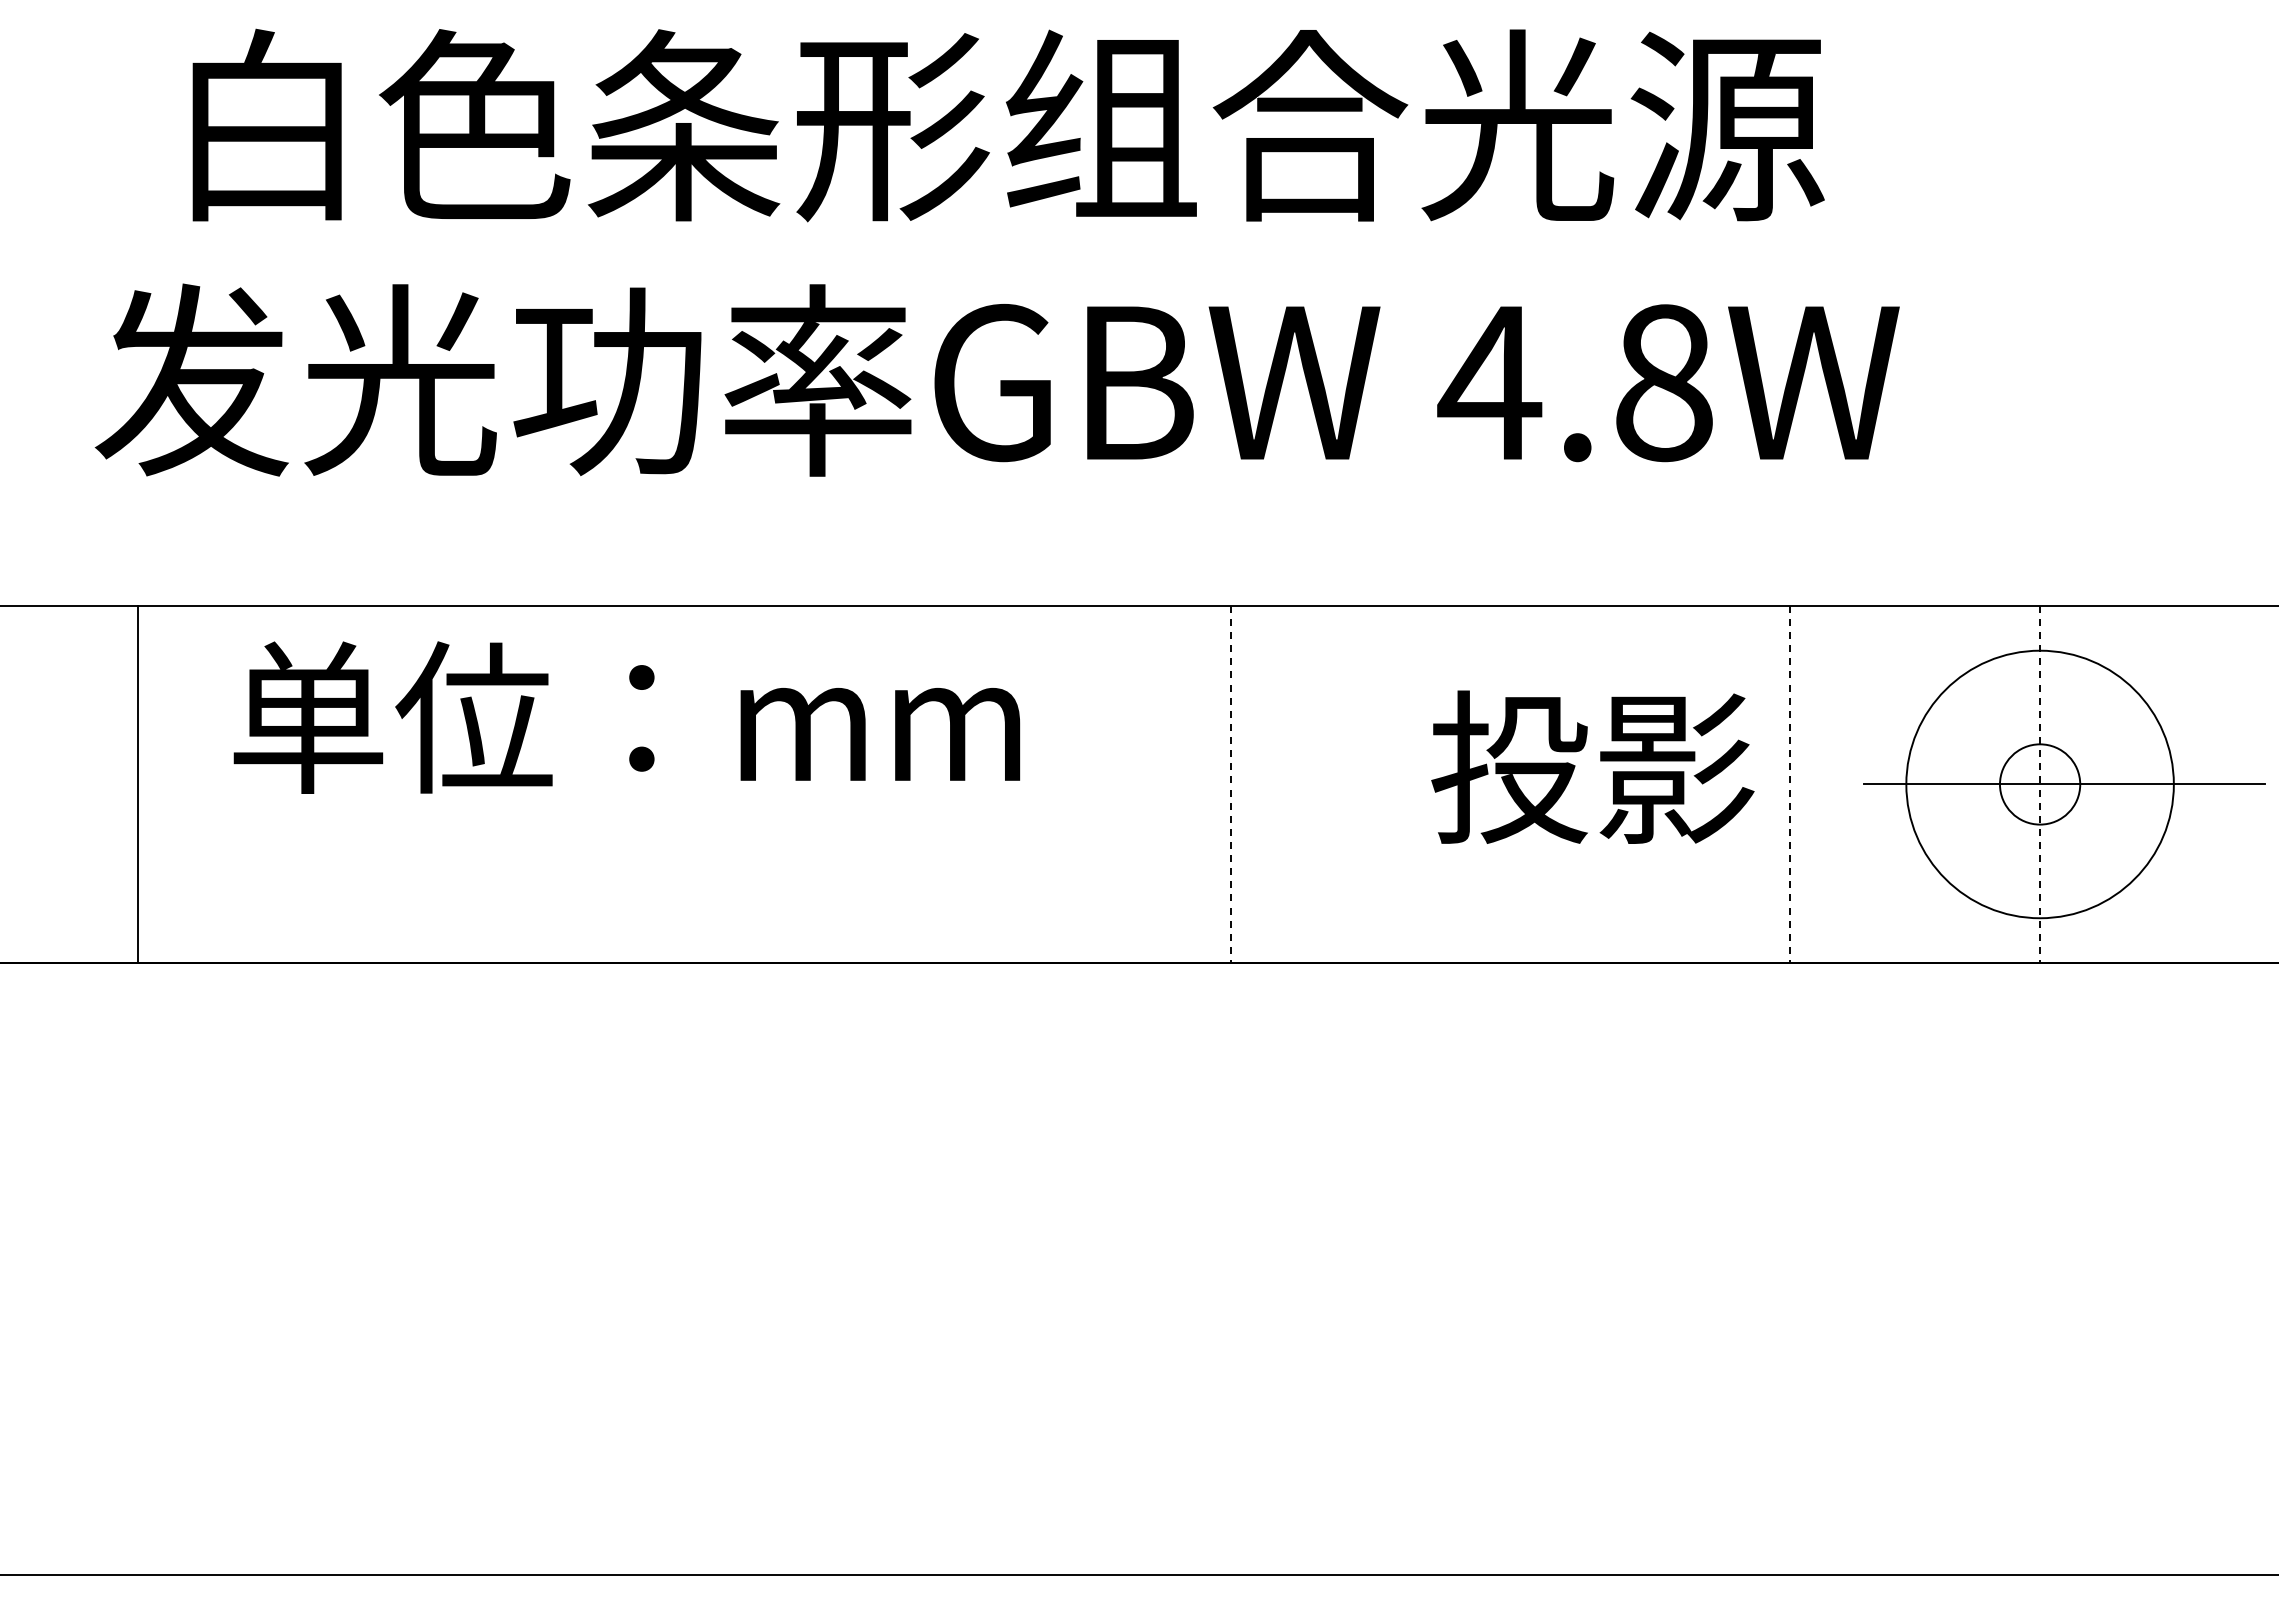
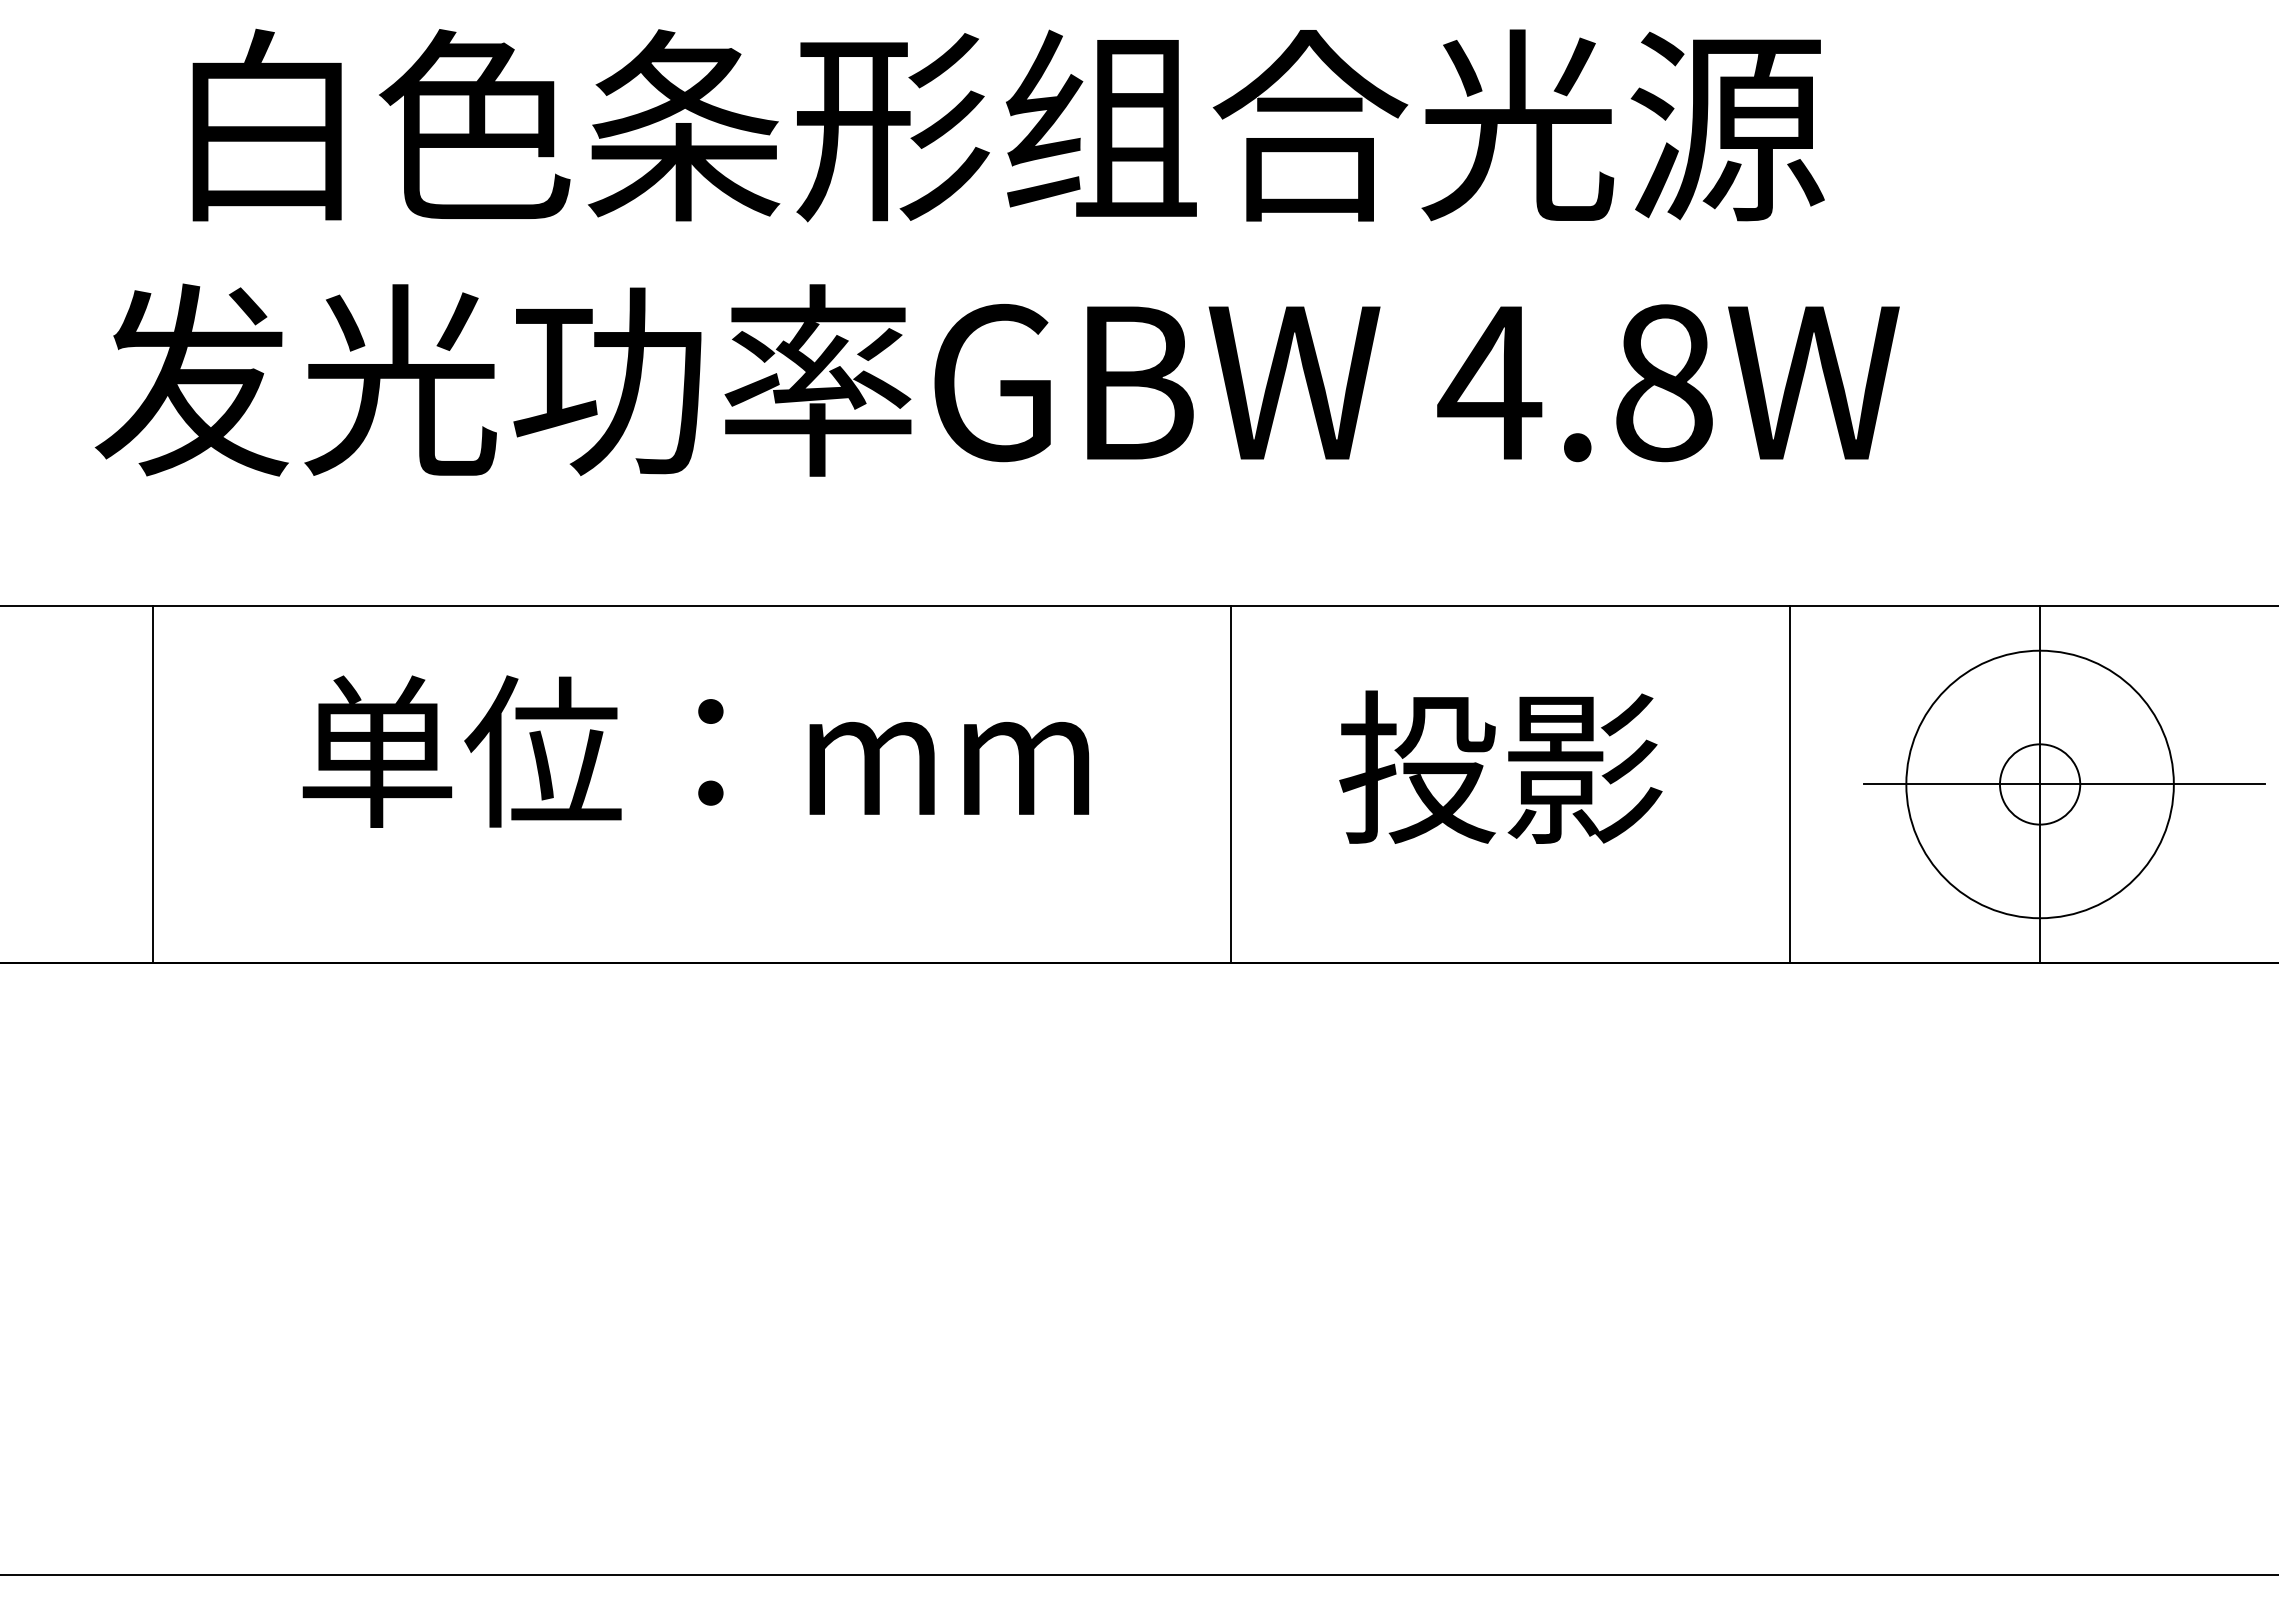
text position: (626, 717) -> (695, 751) (695, 751)
text position: (1592, 766) -> (1500, 766) (1500, 766)
line position: (138, 784) -> (153, 784) (153, 784)
line: dashed -> solid (1231, 784)
line: dashed -> solid (1789, 784)
line: dashed -> solid (2040, 784)
